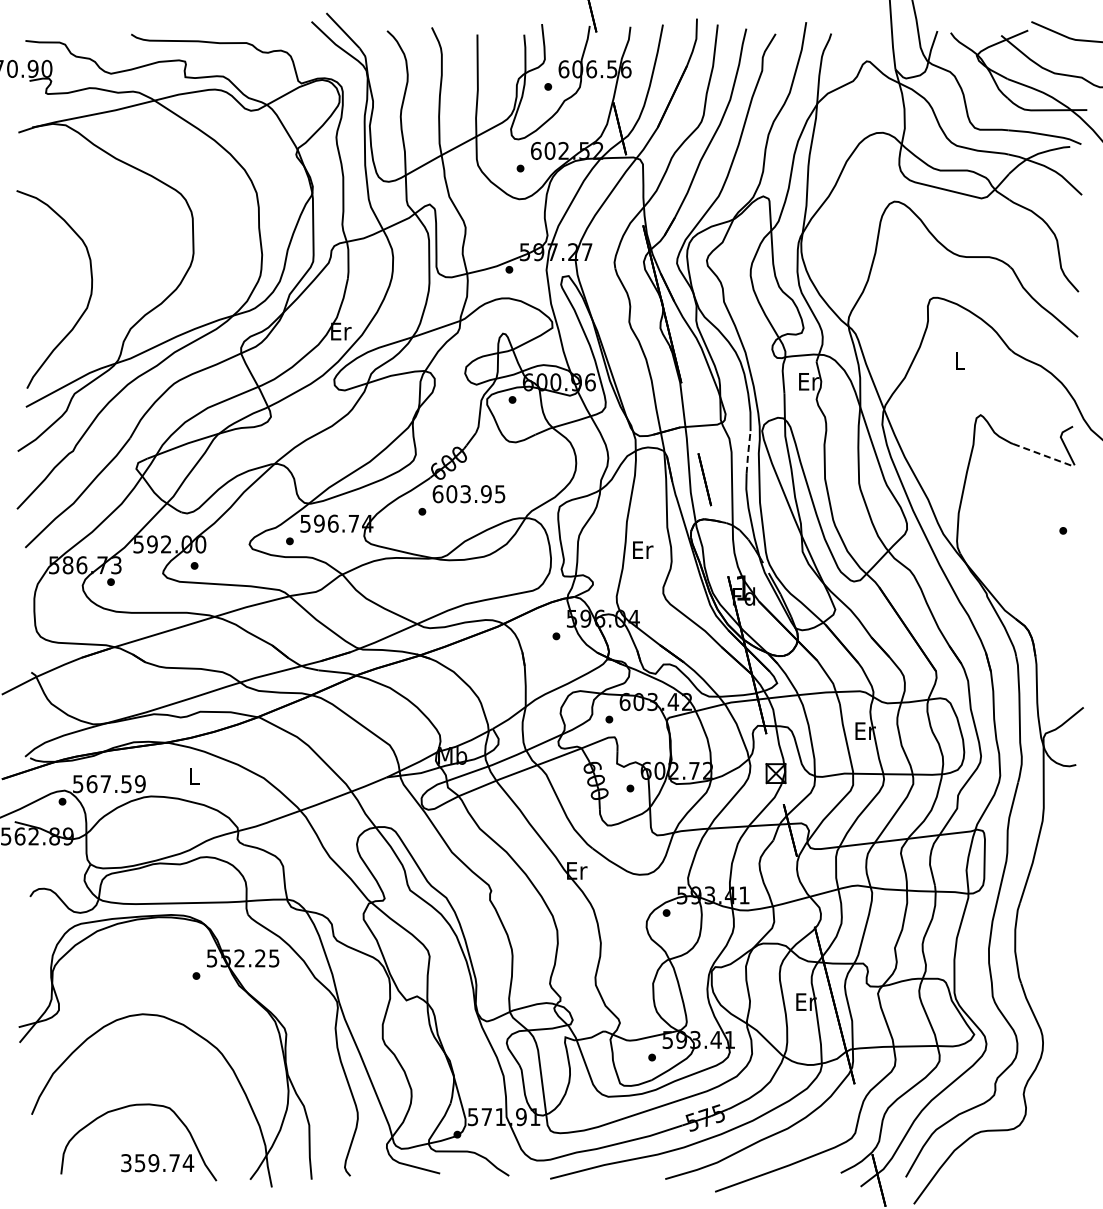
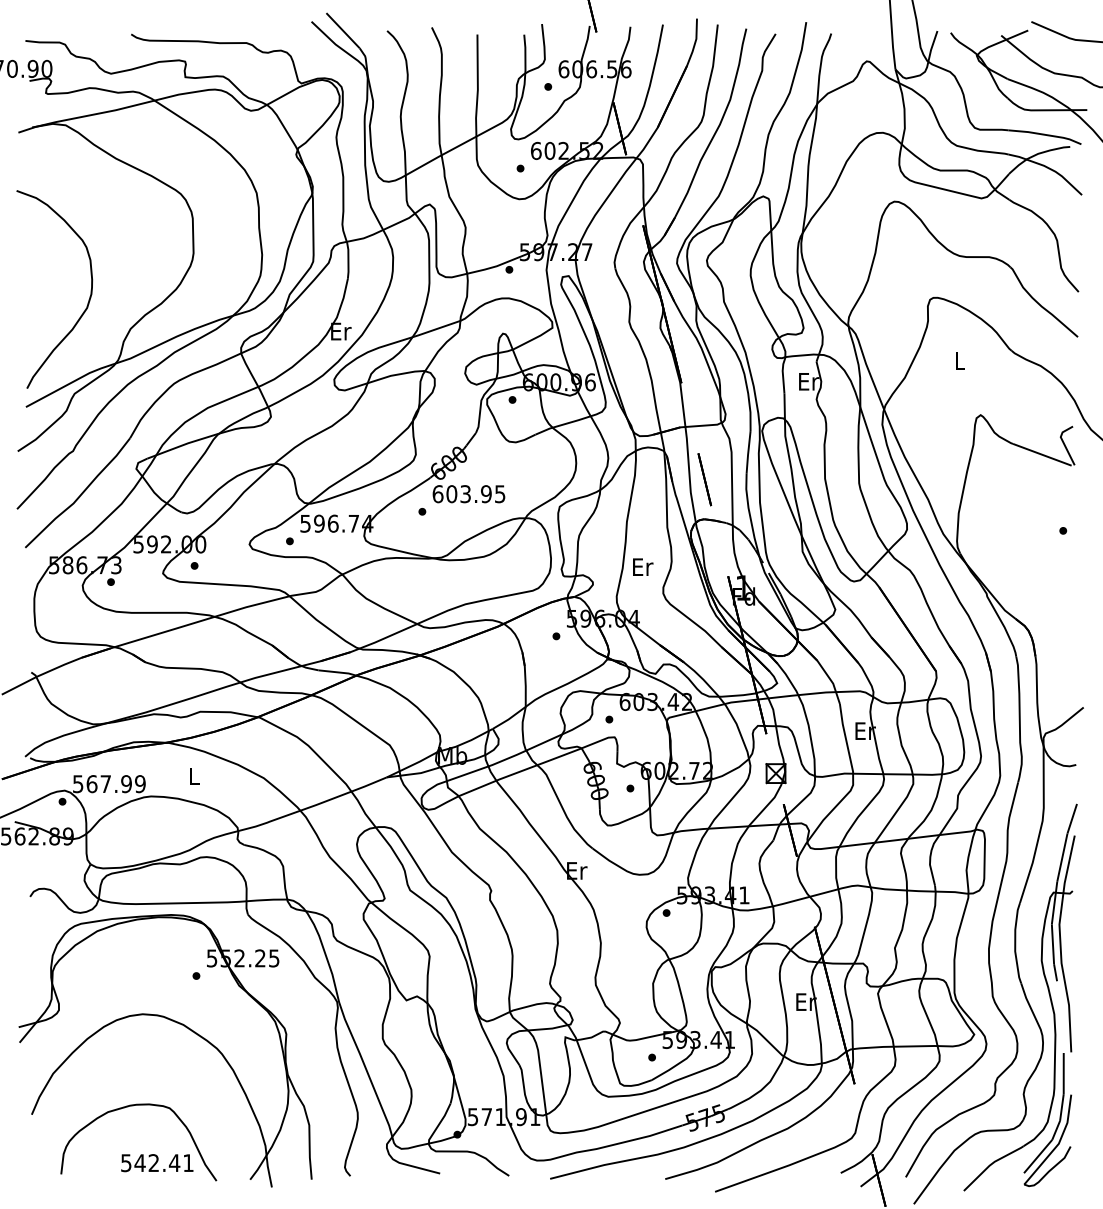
line: dashed -> solid (748, 452)
line: dashed -> solid (1042, 454)
text position: (643, 549) -> (643, 566) (643, 566)
text: 567.59 -> 567.99 (126, 783)
part: none -> present (1047, 989)
text: 359.74 -> 542.41 (157, 1163)
